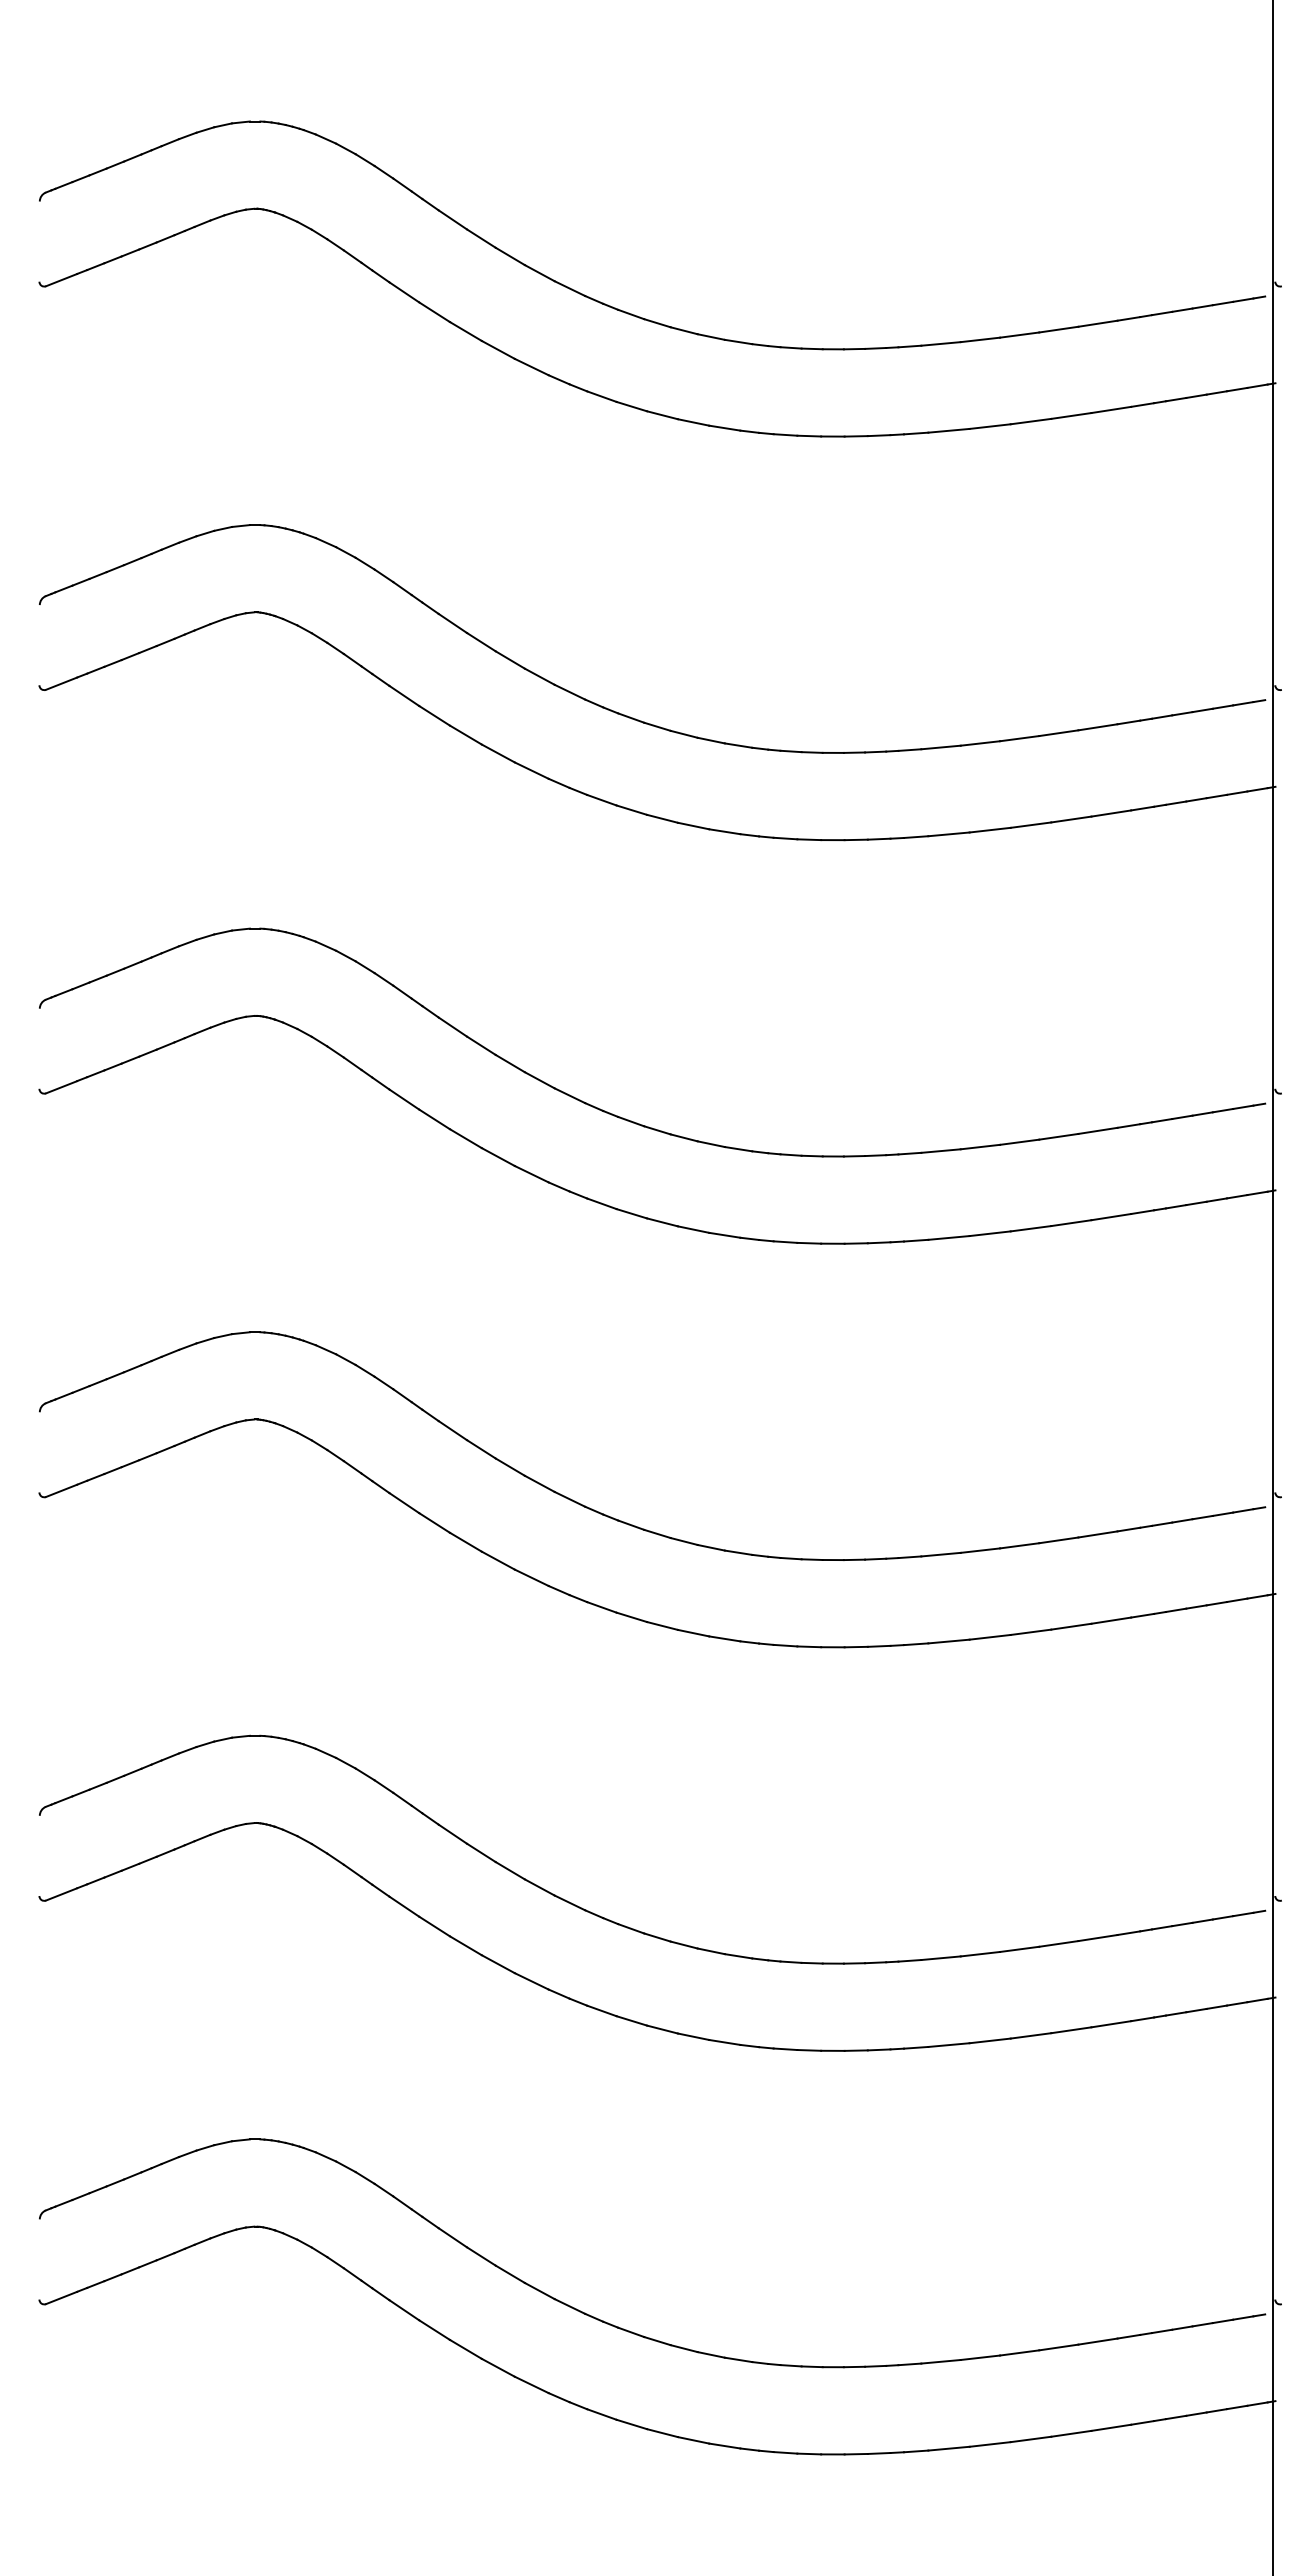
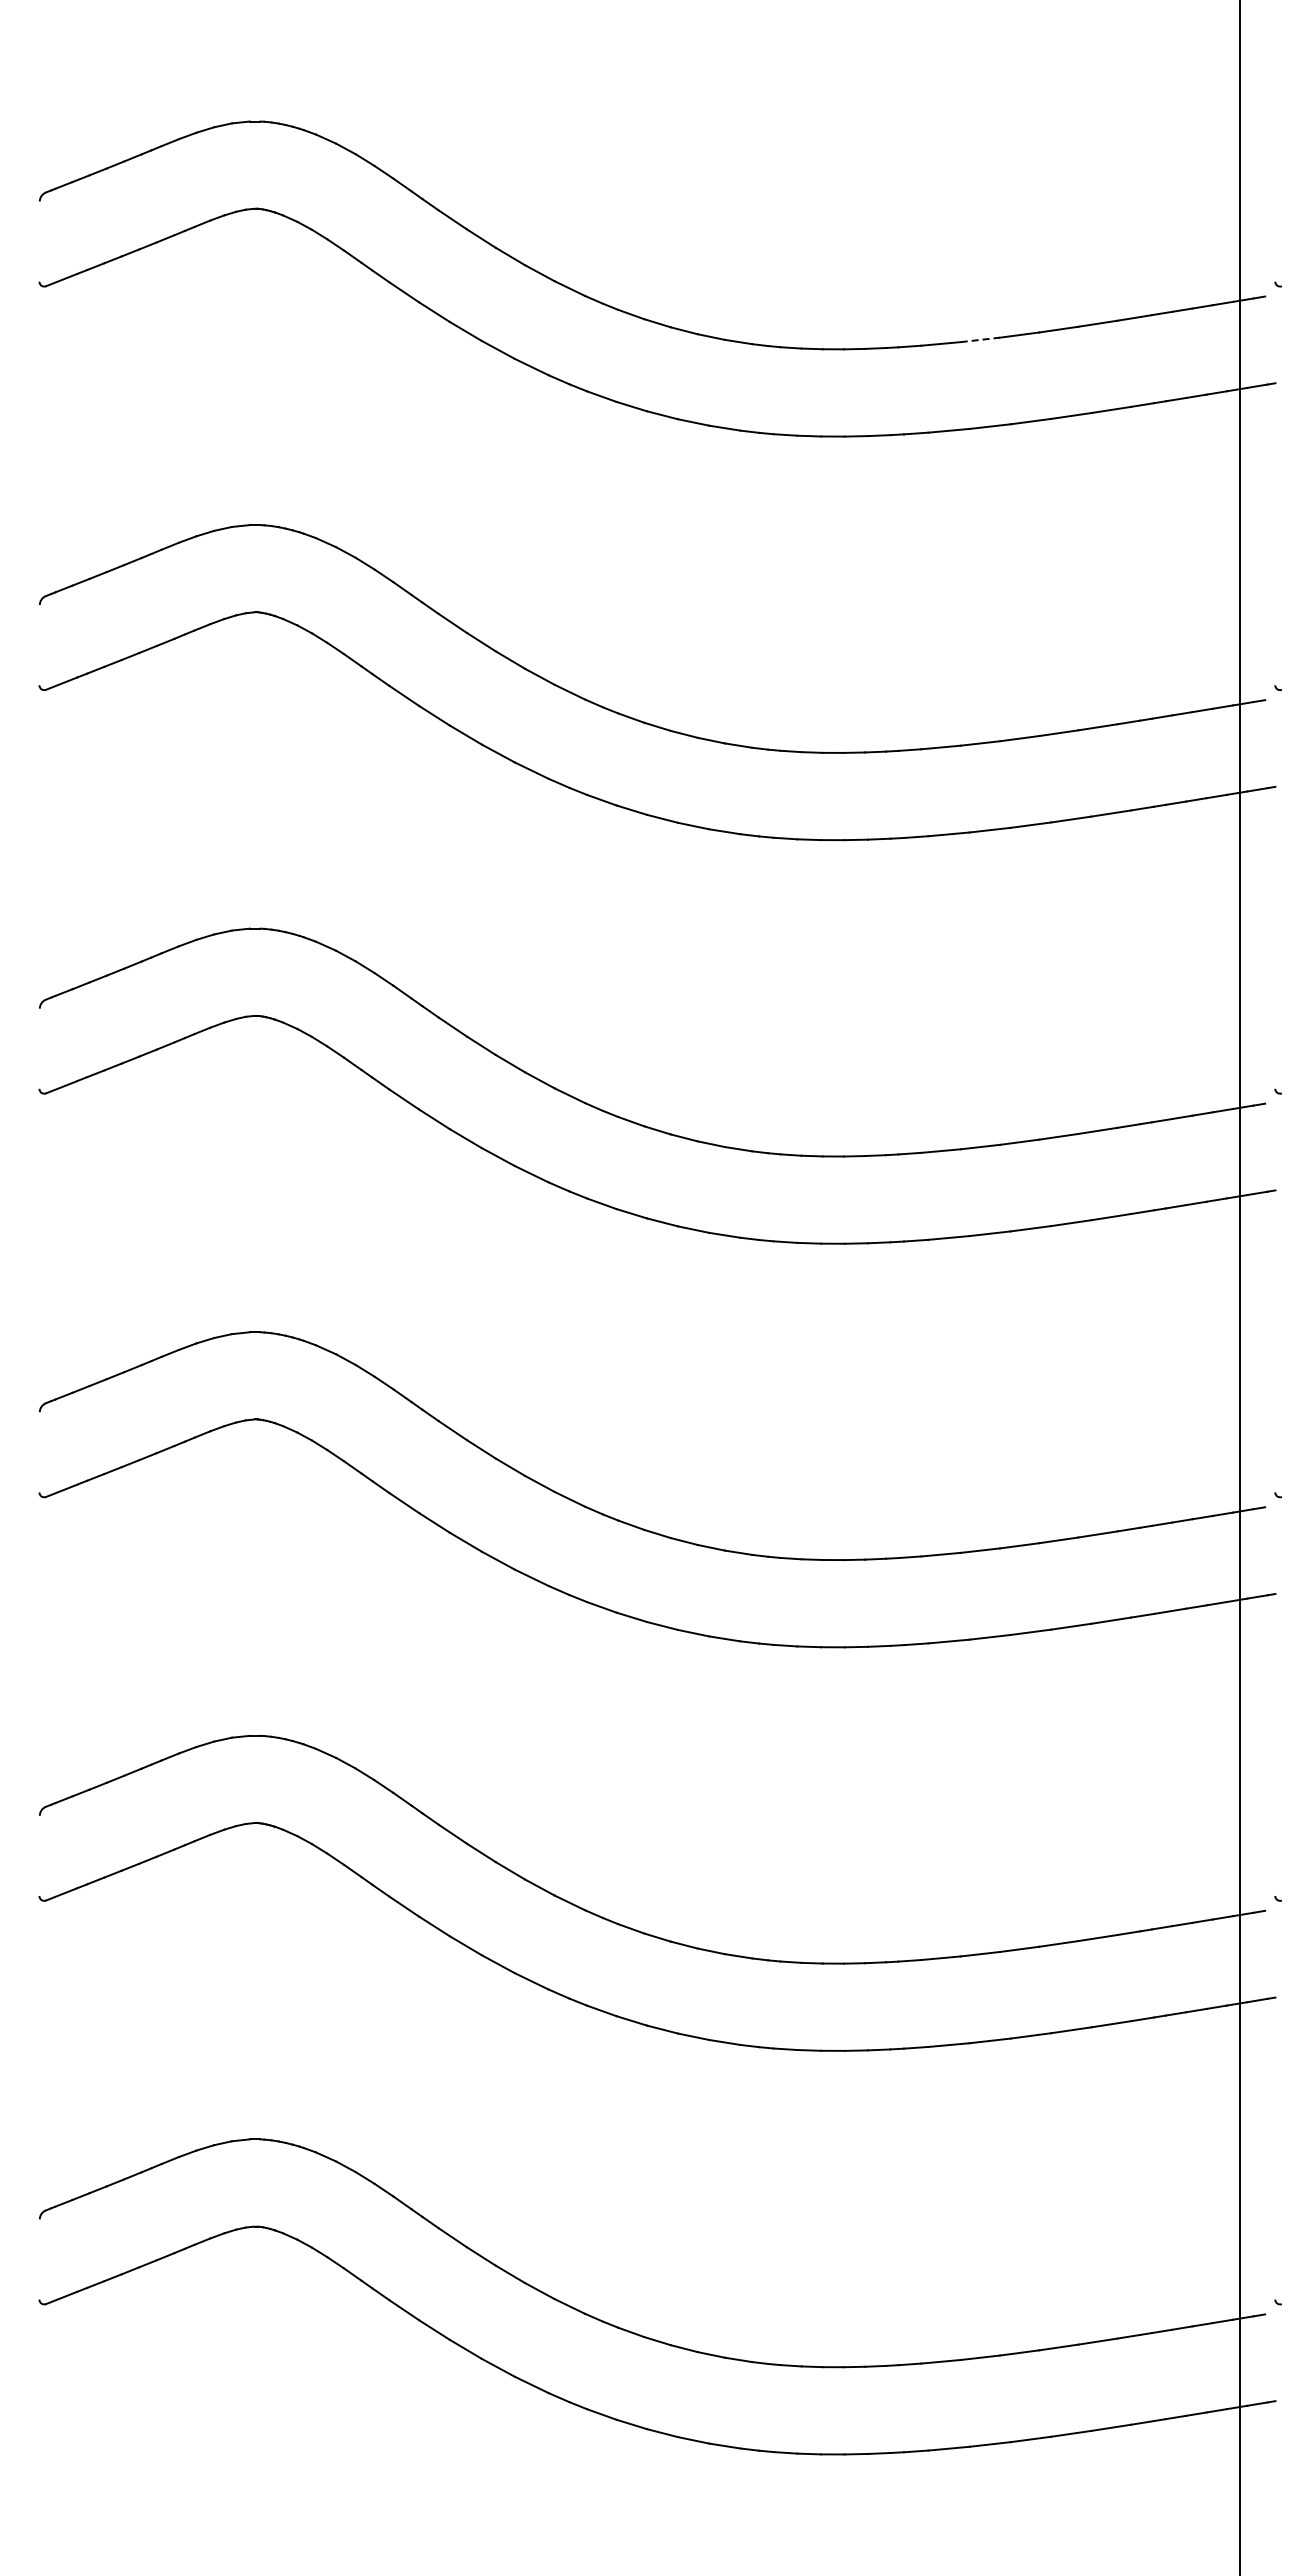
line: solid -> dashed (980, 339)
line position: (1272, 1287) -> (1239, 1287) (1239, 1287)
